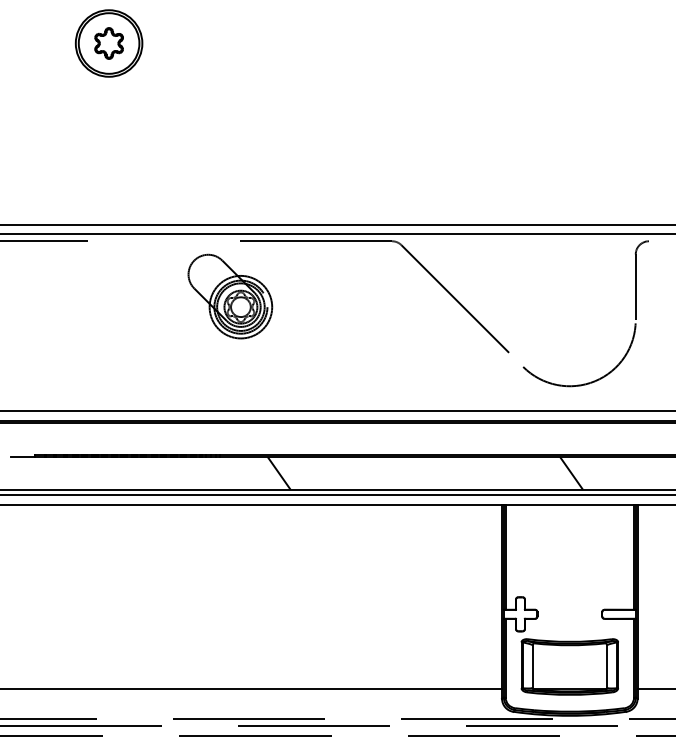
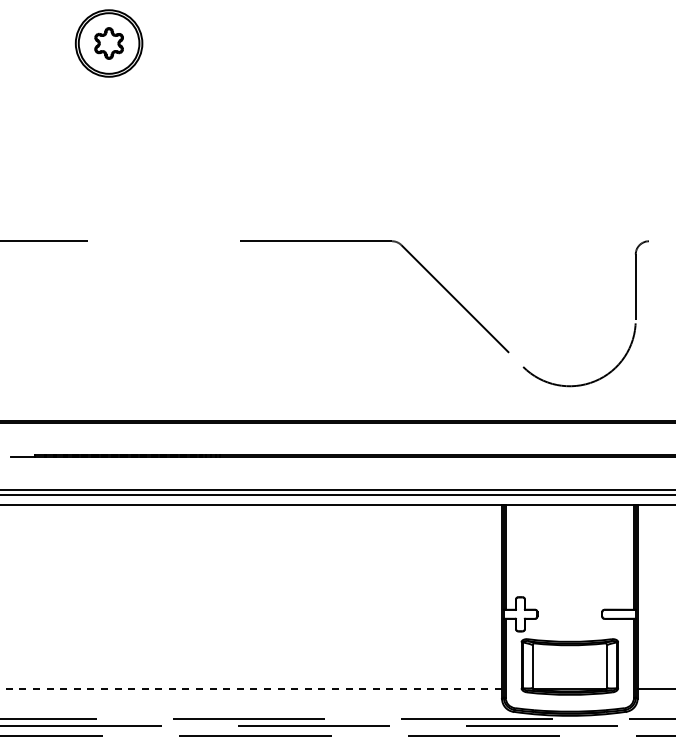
line: present -> none (337, 224)
line: present -> none (337, 234)
part: present -> none (230, 296)
line: present -> none (337, 411)
hatch: present -> none (425, 472)
line: solid -> dashed (251, 689)
